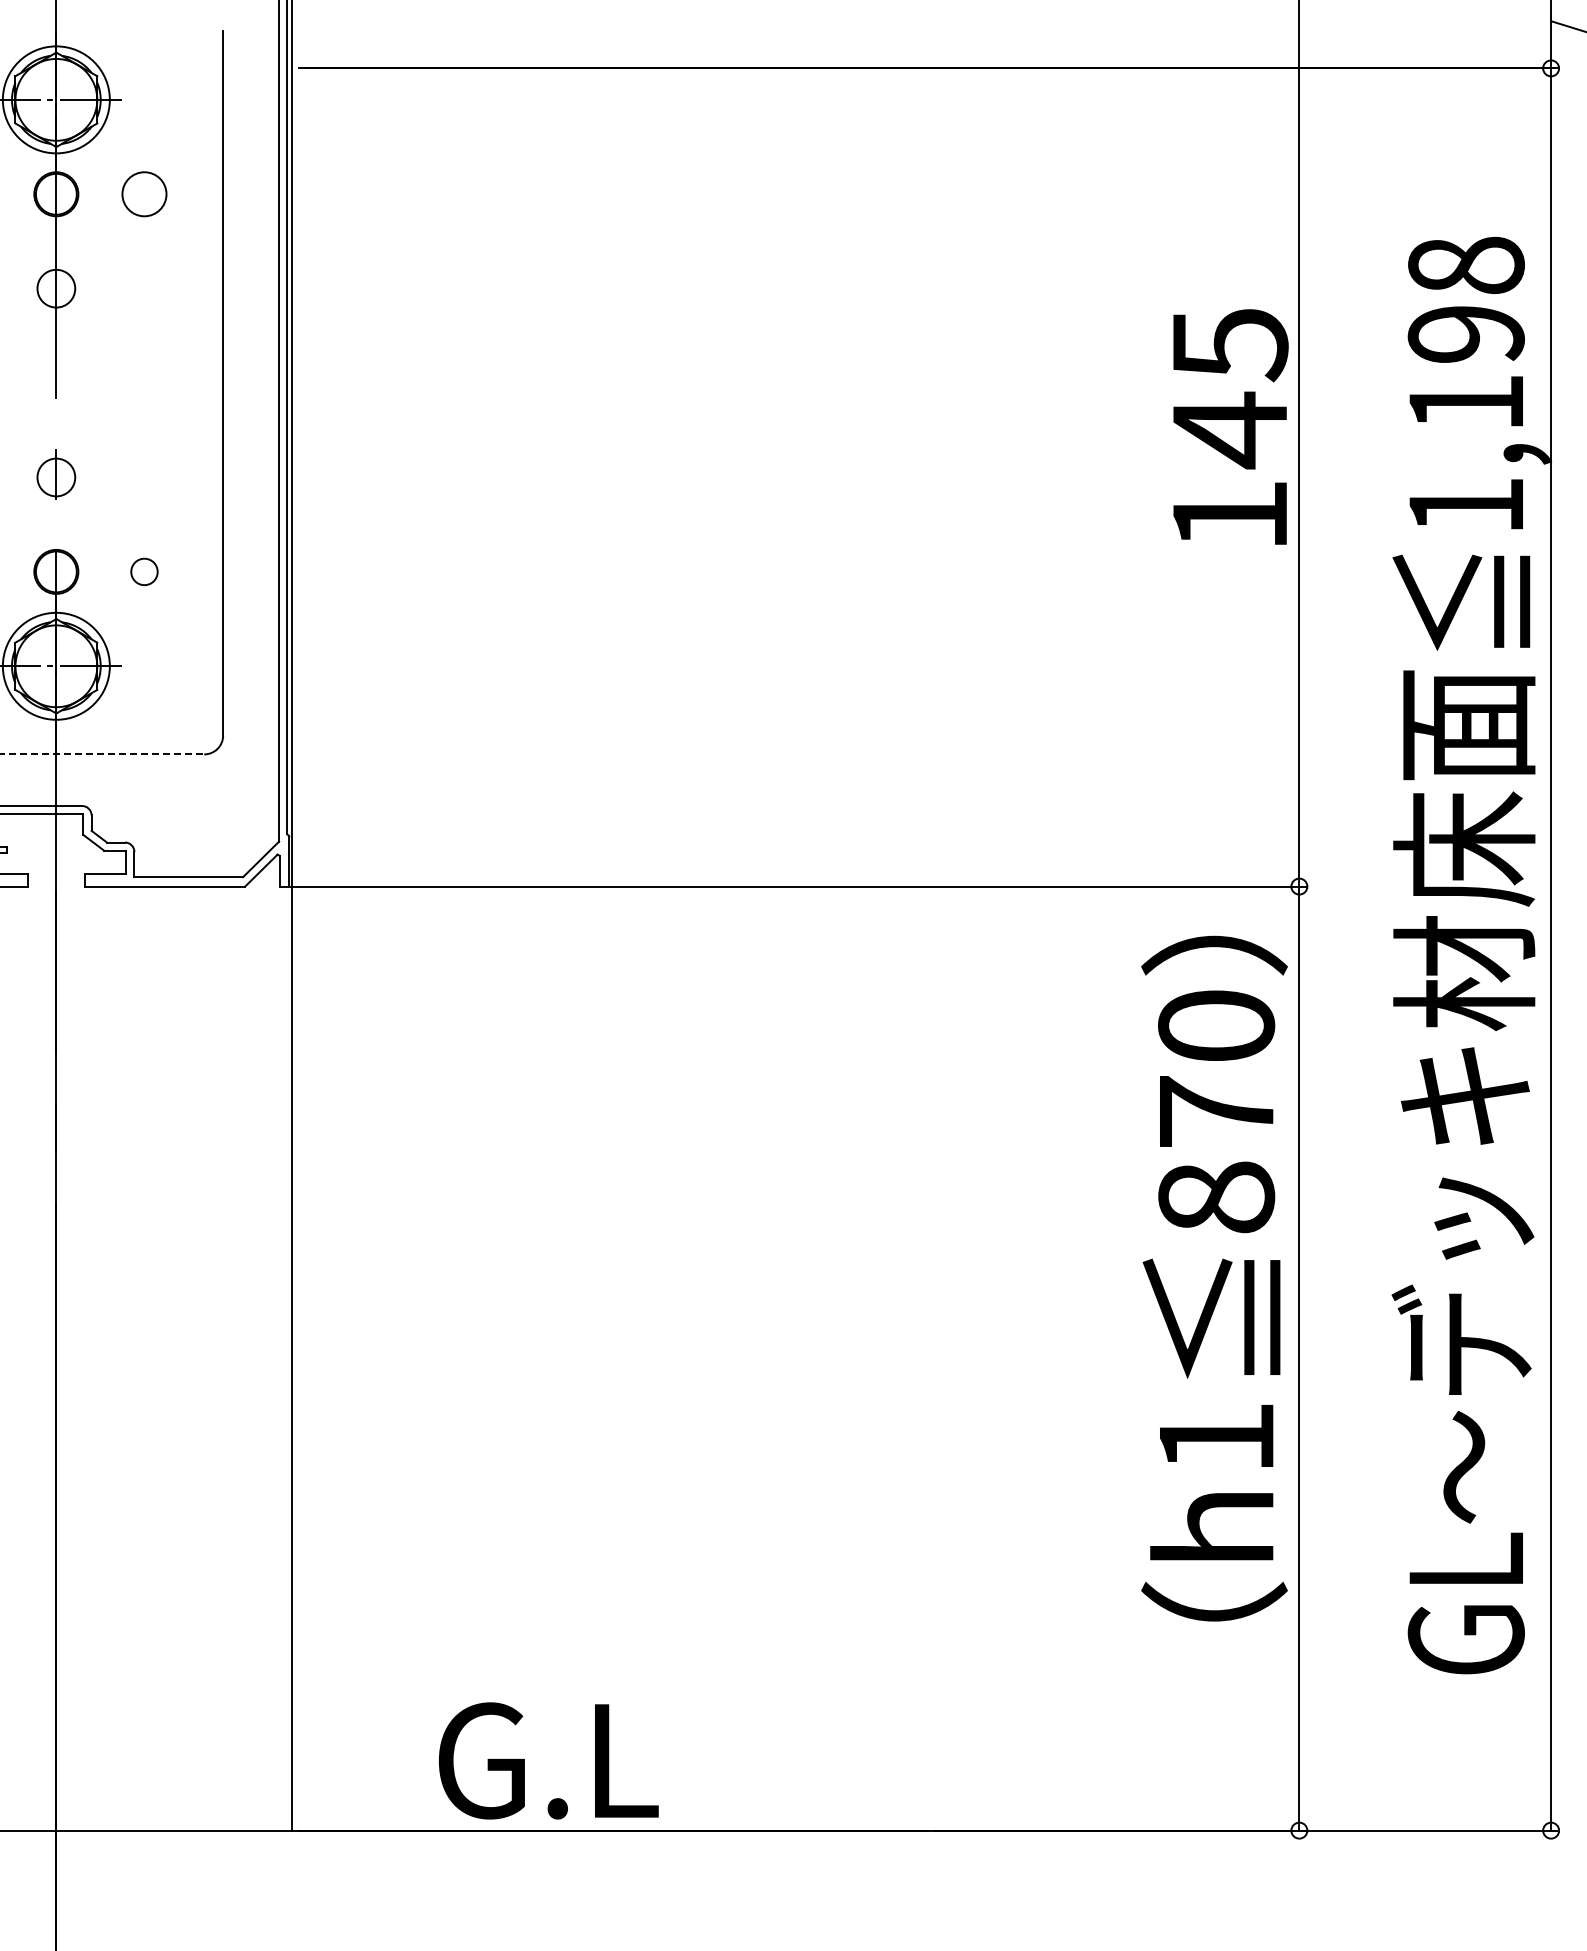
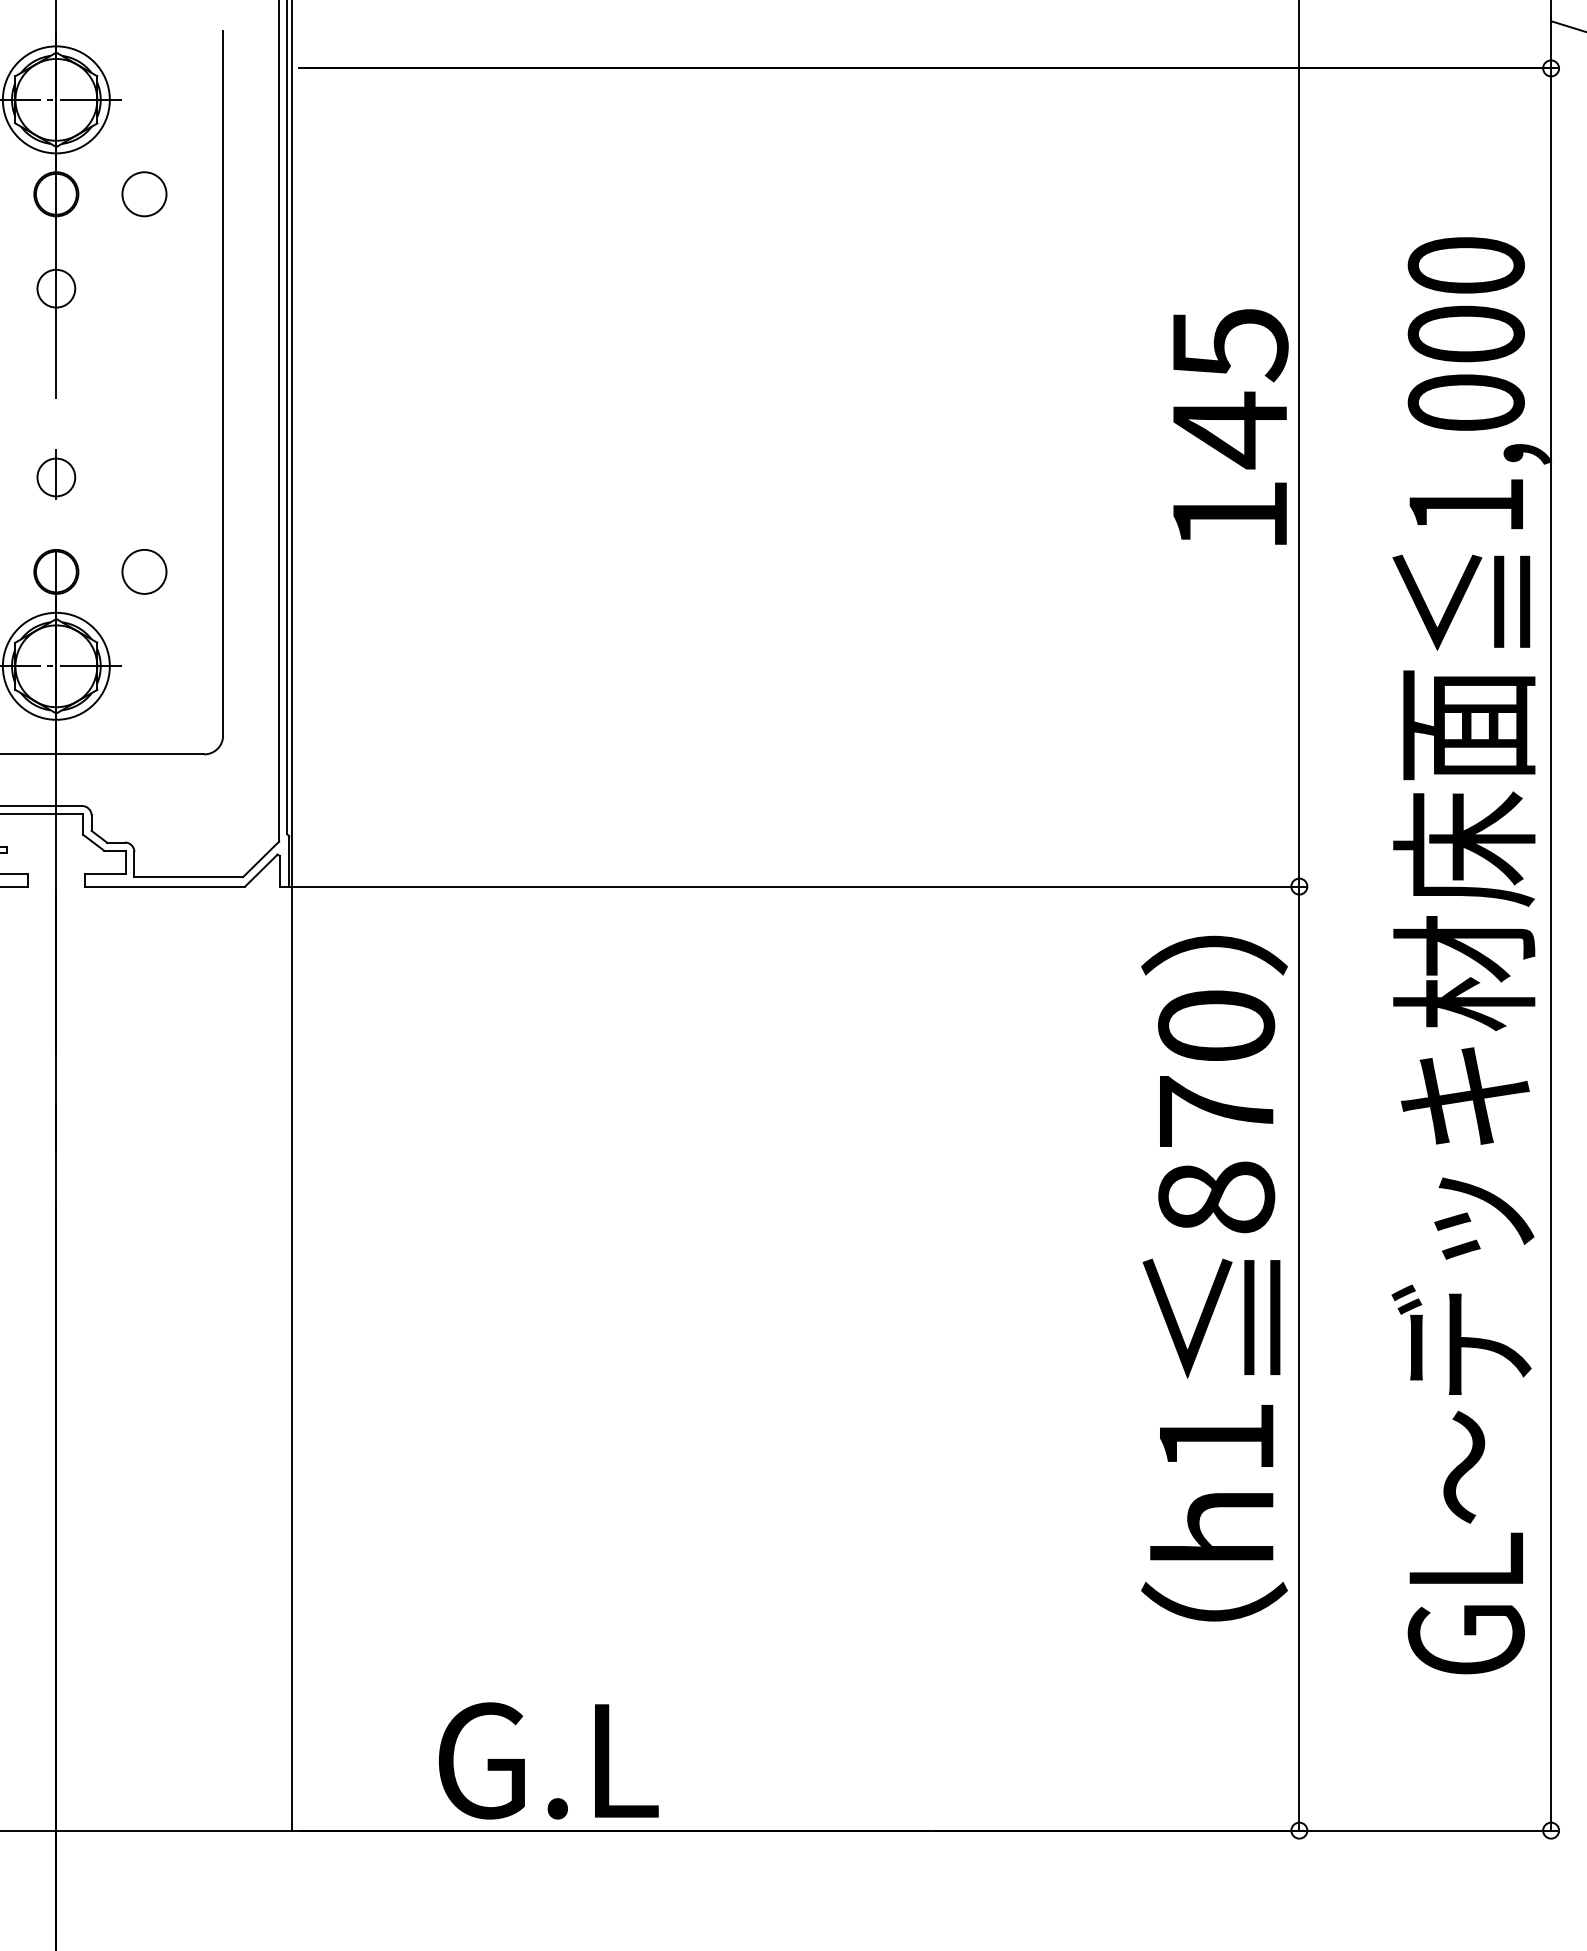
text: 1,198 -> 1,000 (1465, 333)
circle size: 29x29 px -> 47x46 px (144, 571)
line: dashed -> solid (102, 754)
